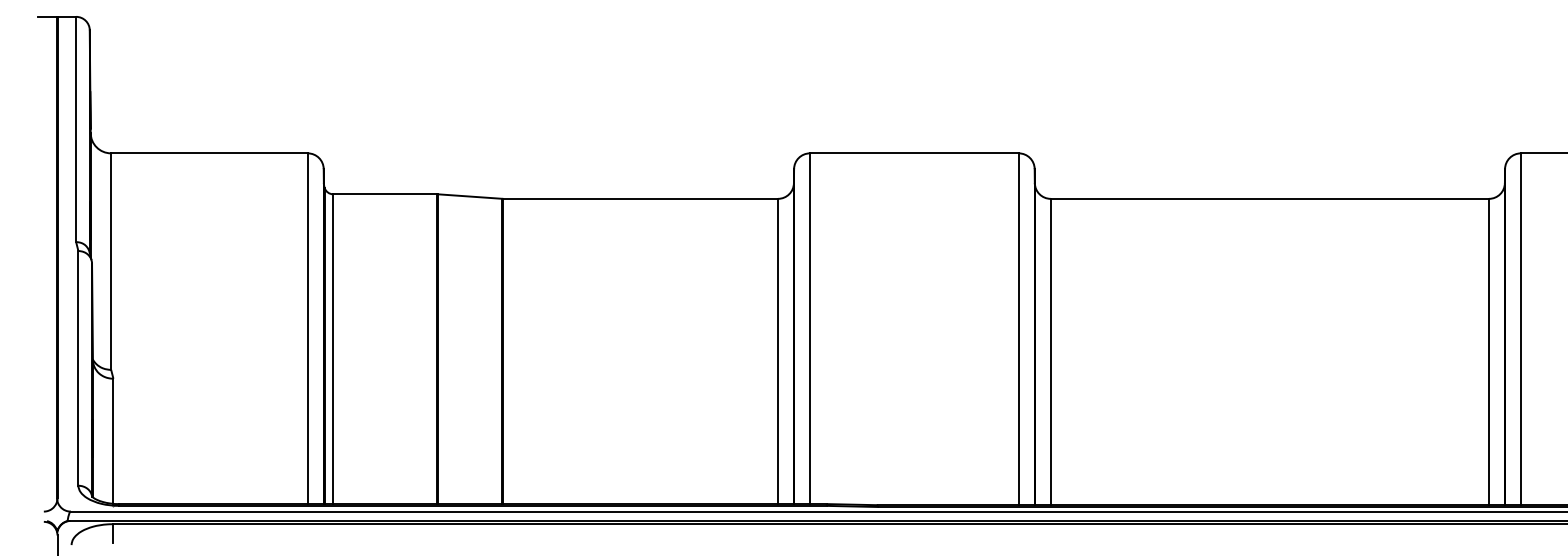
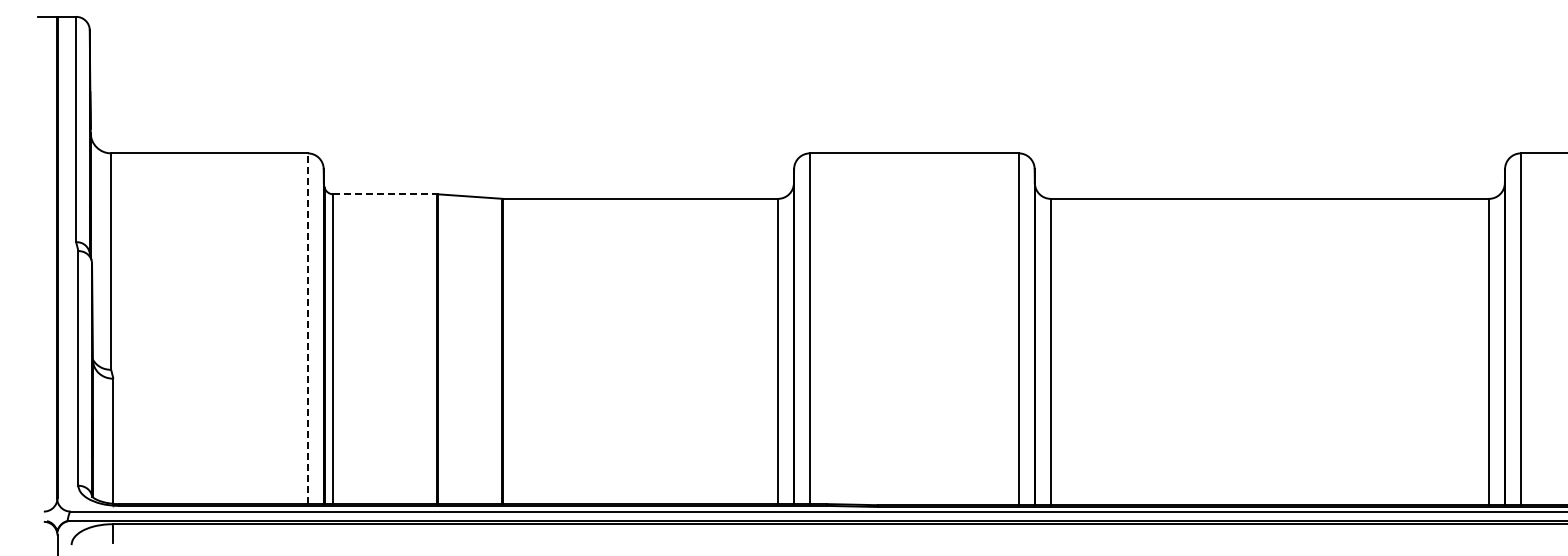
line: solid -> dashed (385, 194)
line: solid -> dashed (307, 328)
